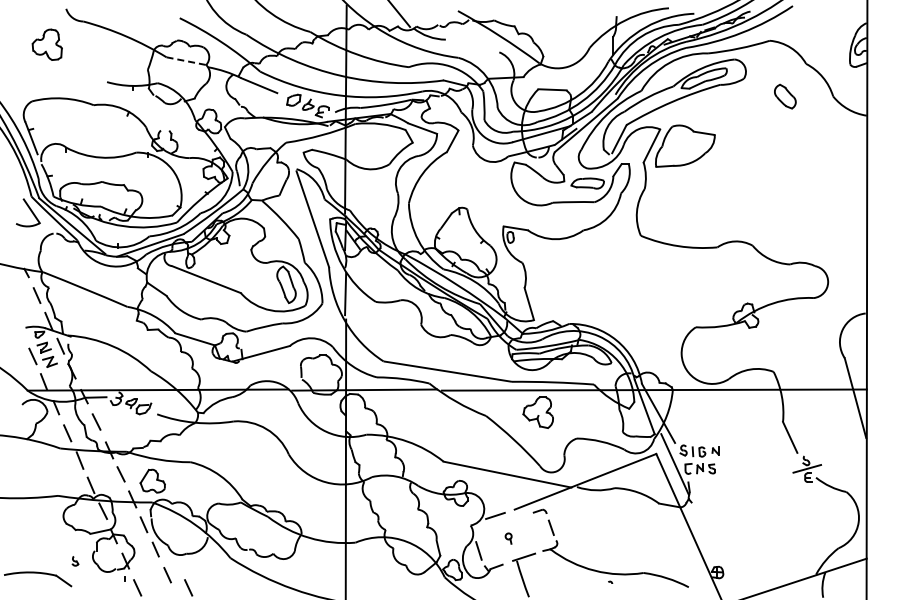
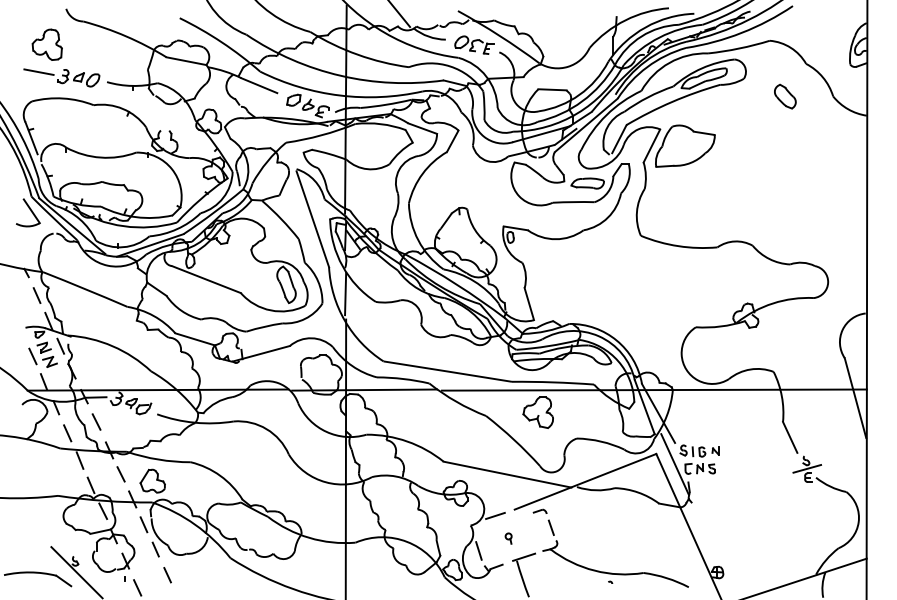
part: none -> present (474, 44)
line: dashed -> solid (186, 61)
part: none -> present (61, 77)
line: none -> present (76, 571)
line: present -> none (188, 587)
